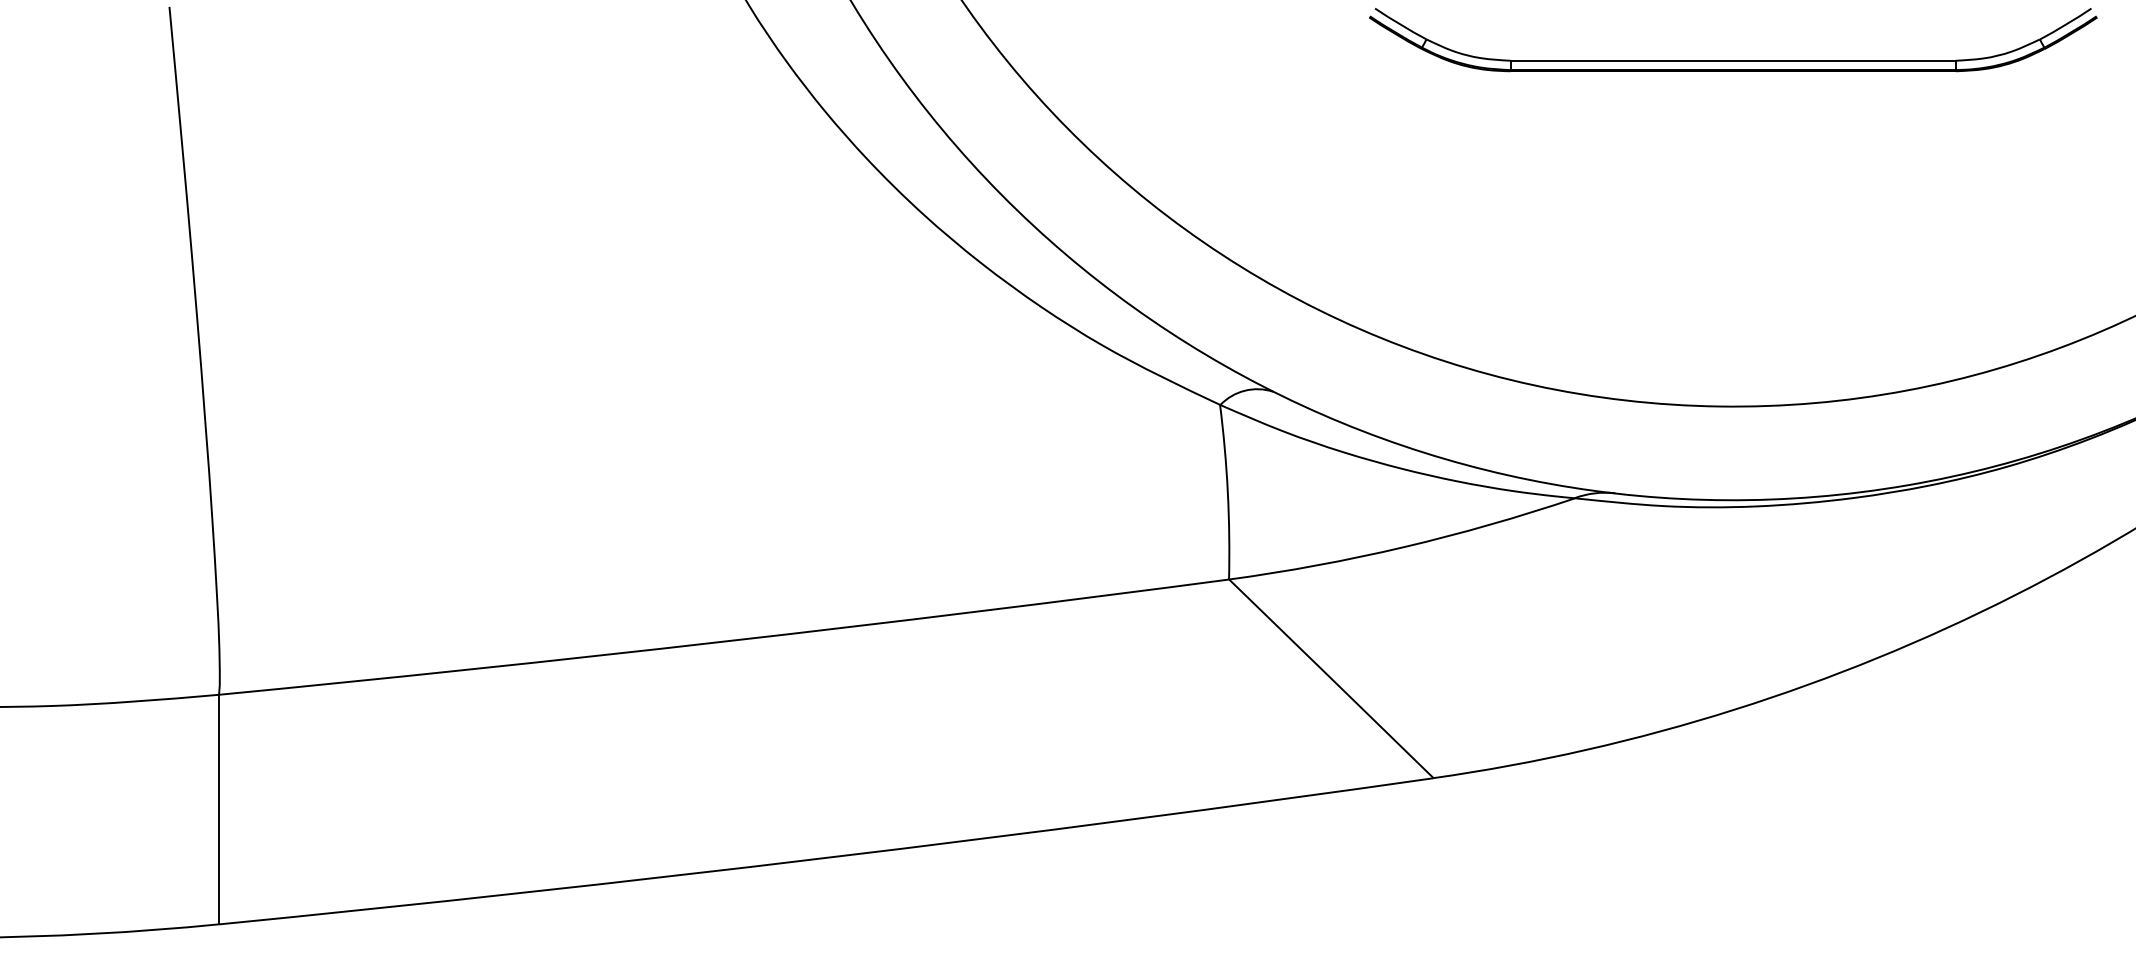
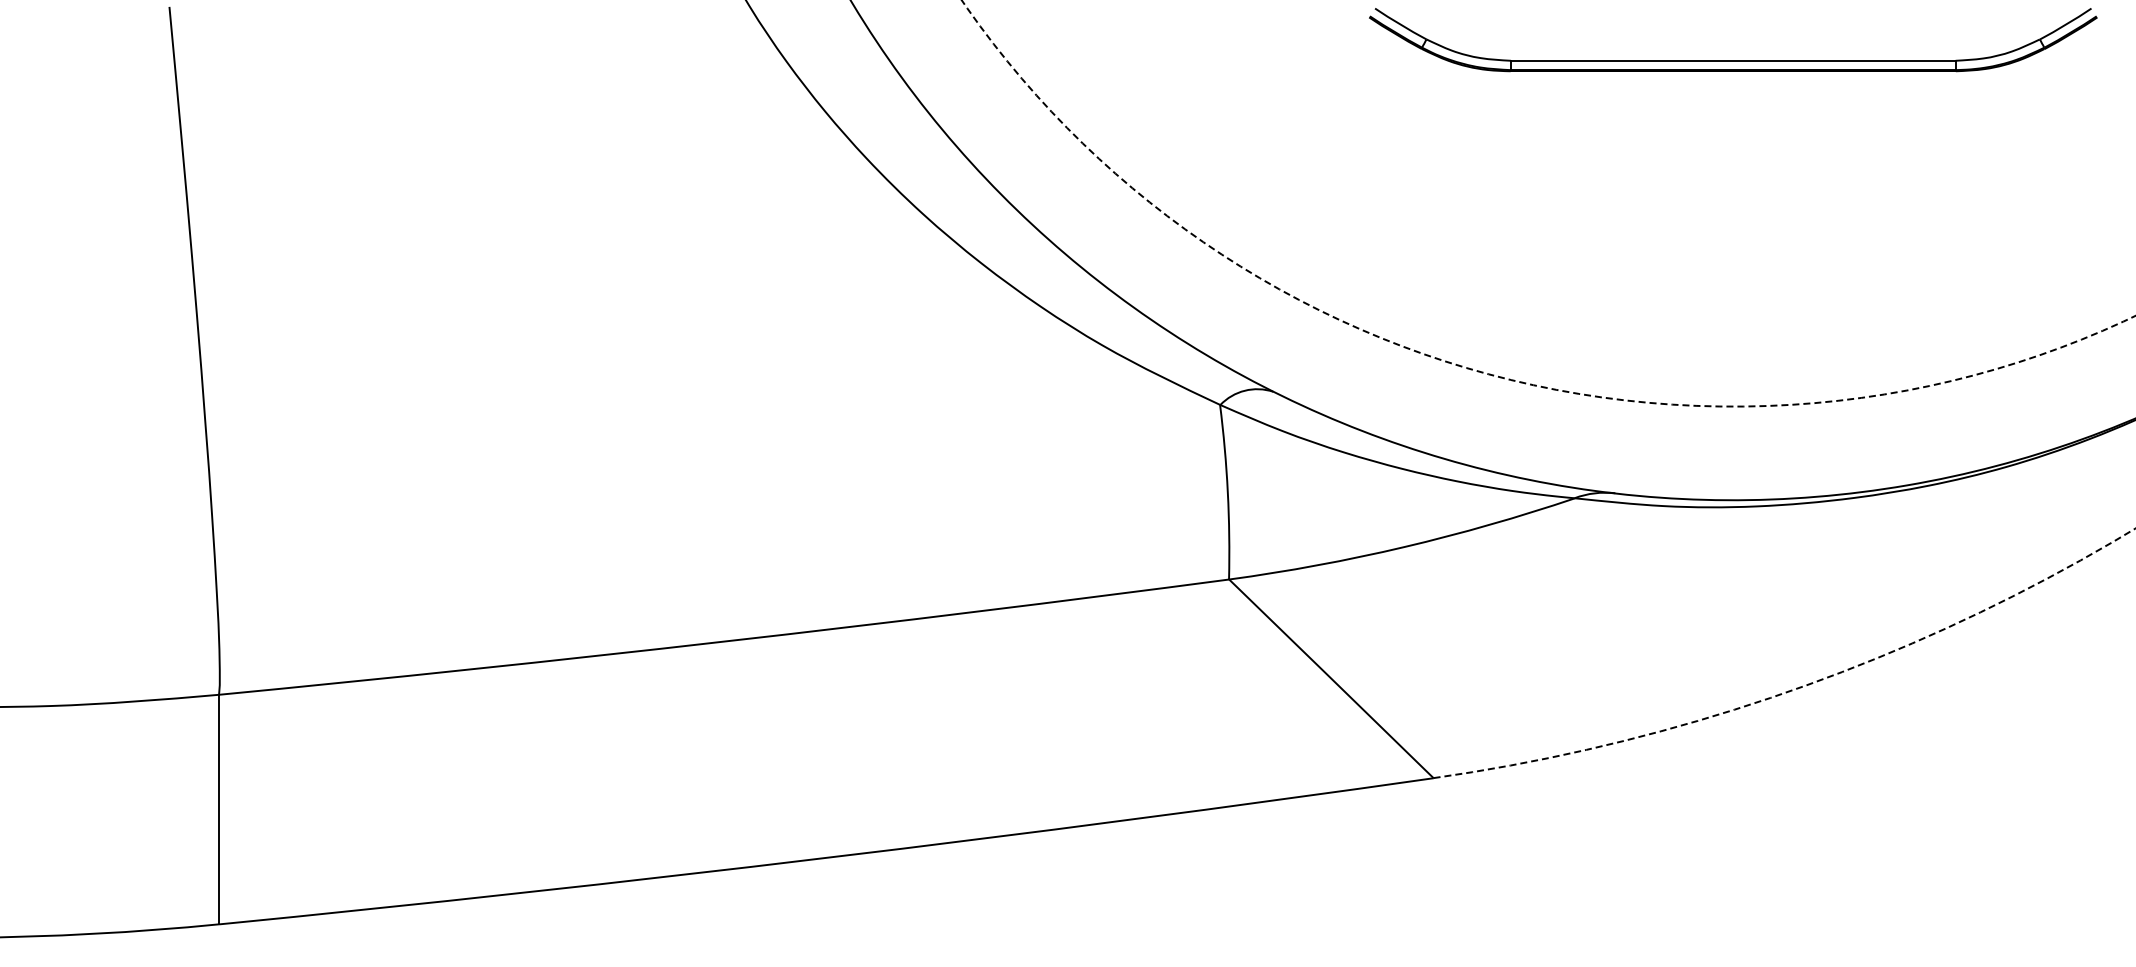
arc: solid -> dashed (1488, 374)
arc: solid -> dashed (1796, 688)
